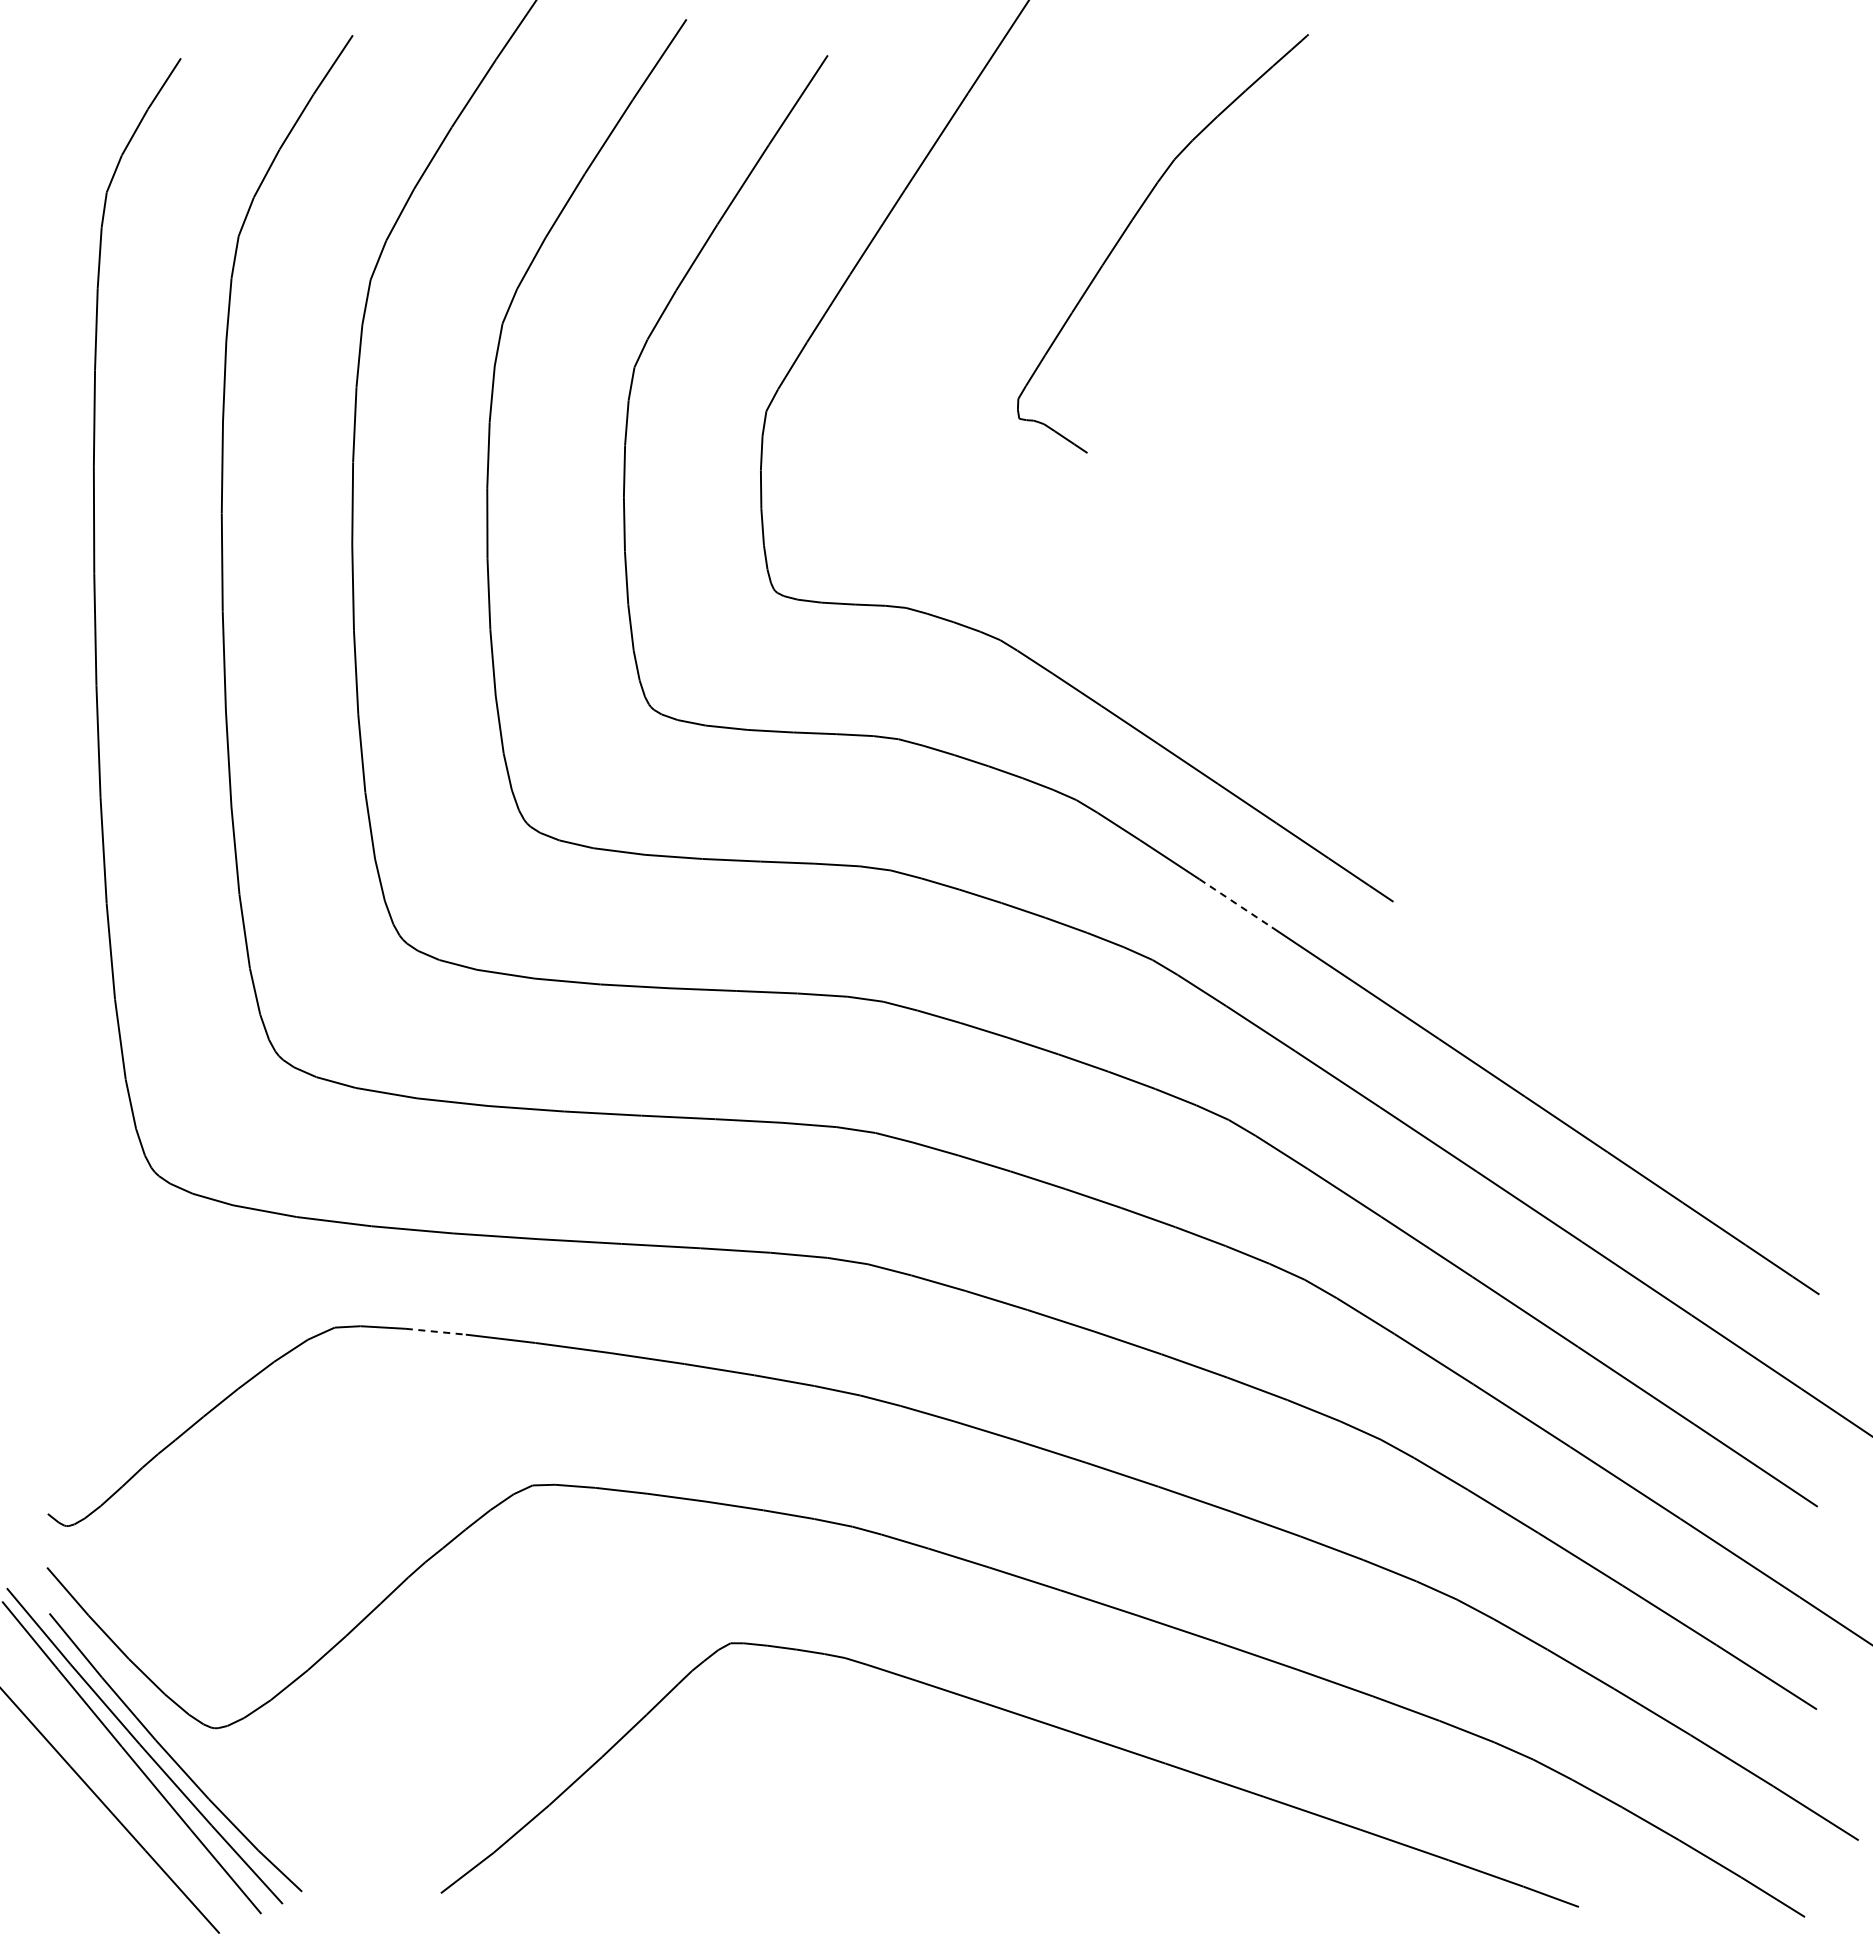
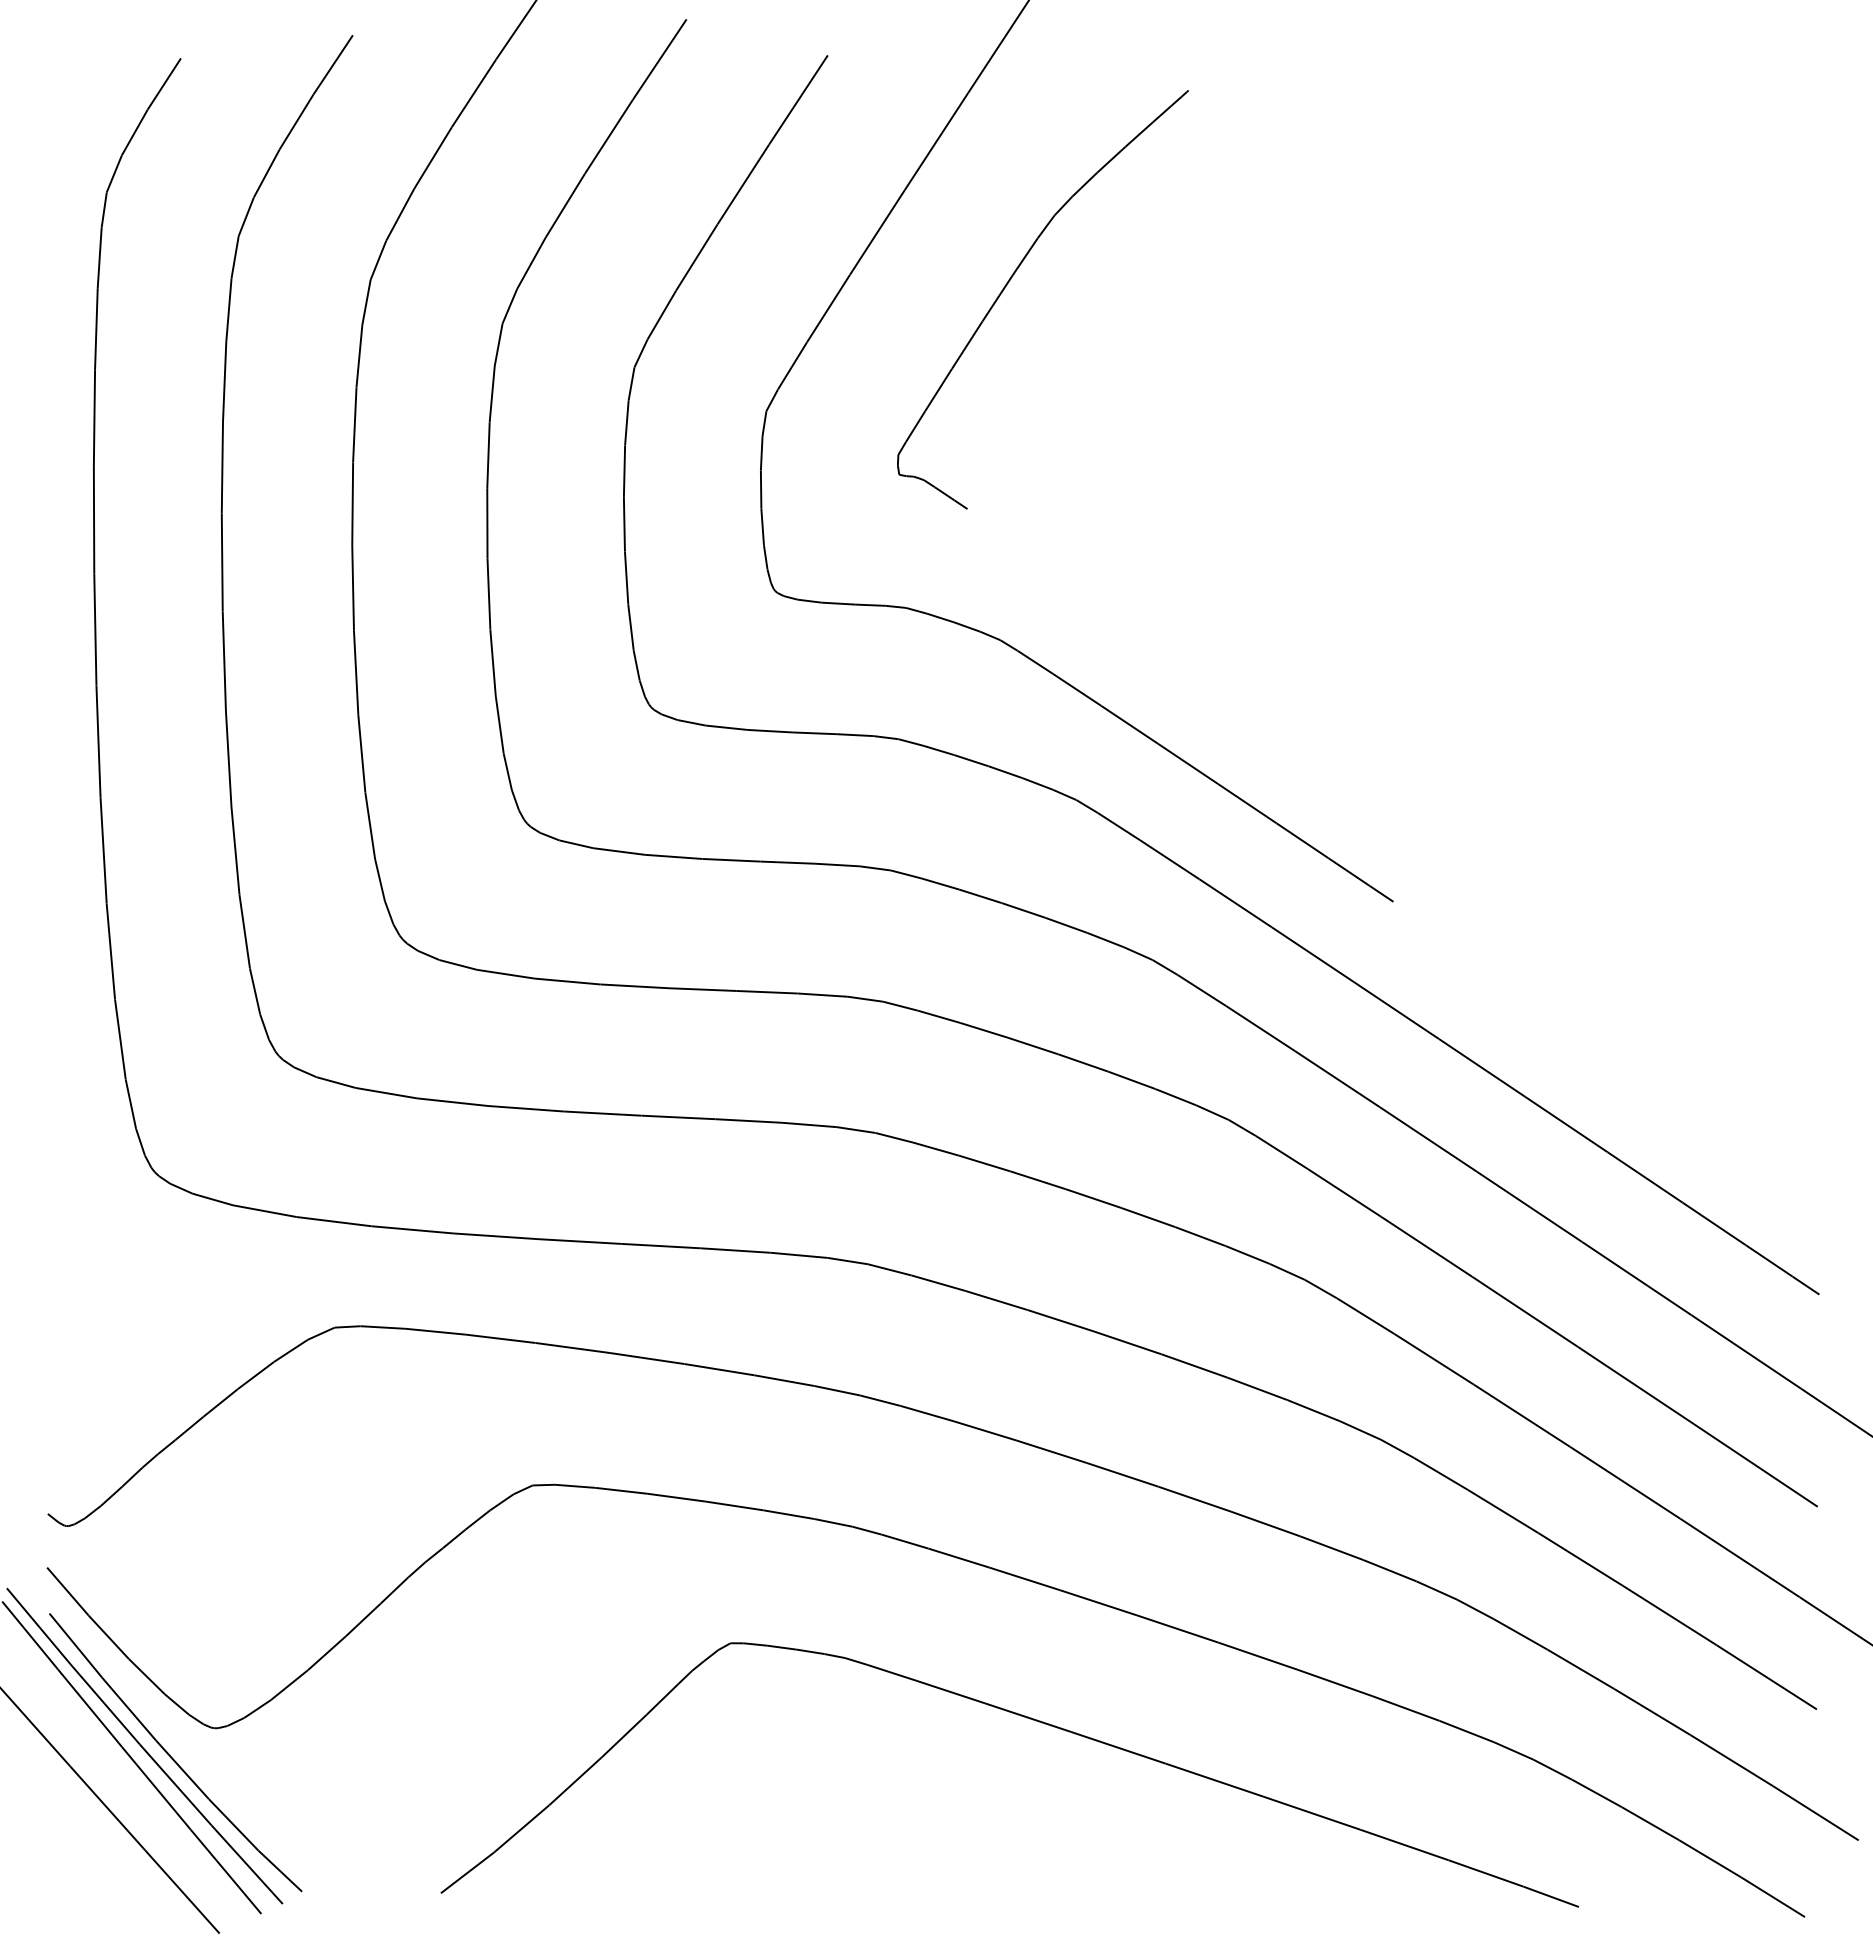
part position: (1131, 223) -> (1011, 279) (1011, 279)
line: dashed -> solid (1236, 903)
line: dashed -> solid (436, 1331)
